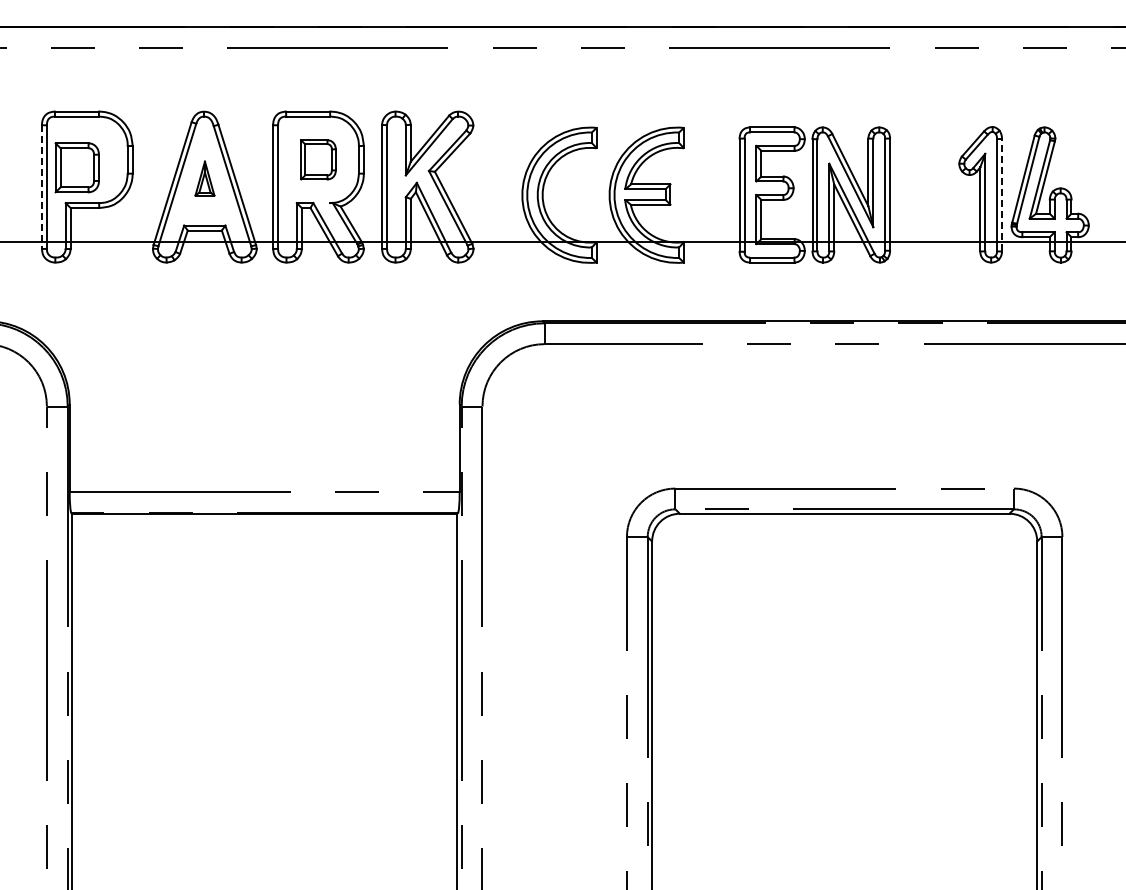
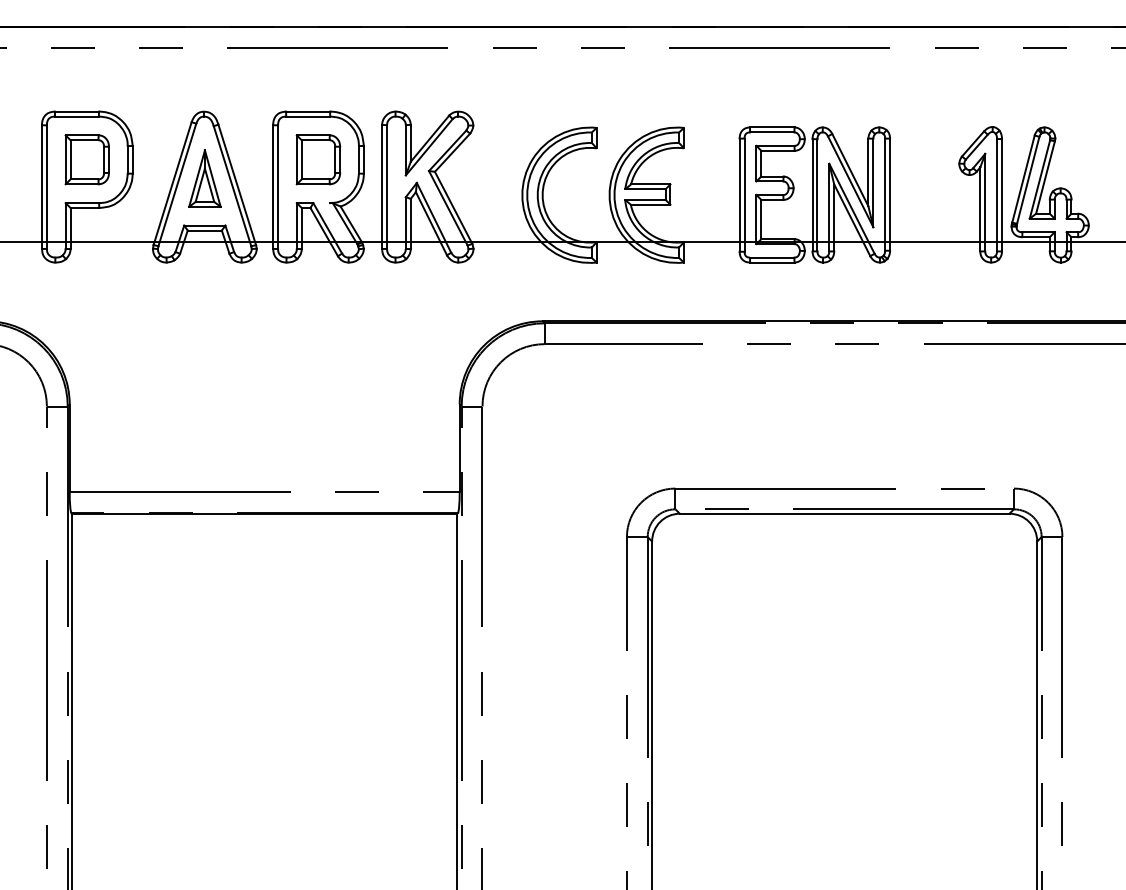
part size: 37x42 px -> 47x52 px (318, 159)
part position: (76, 167) -> (86, 159) (86, 159)
part size: 22x37 px -> 34x59 px (204, 178)
line: dashed -> solid (41, 187)
line: dashed -> solid (1001, 194)
